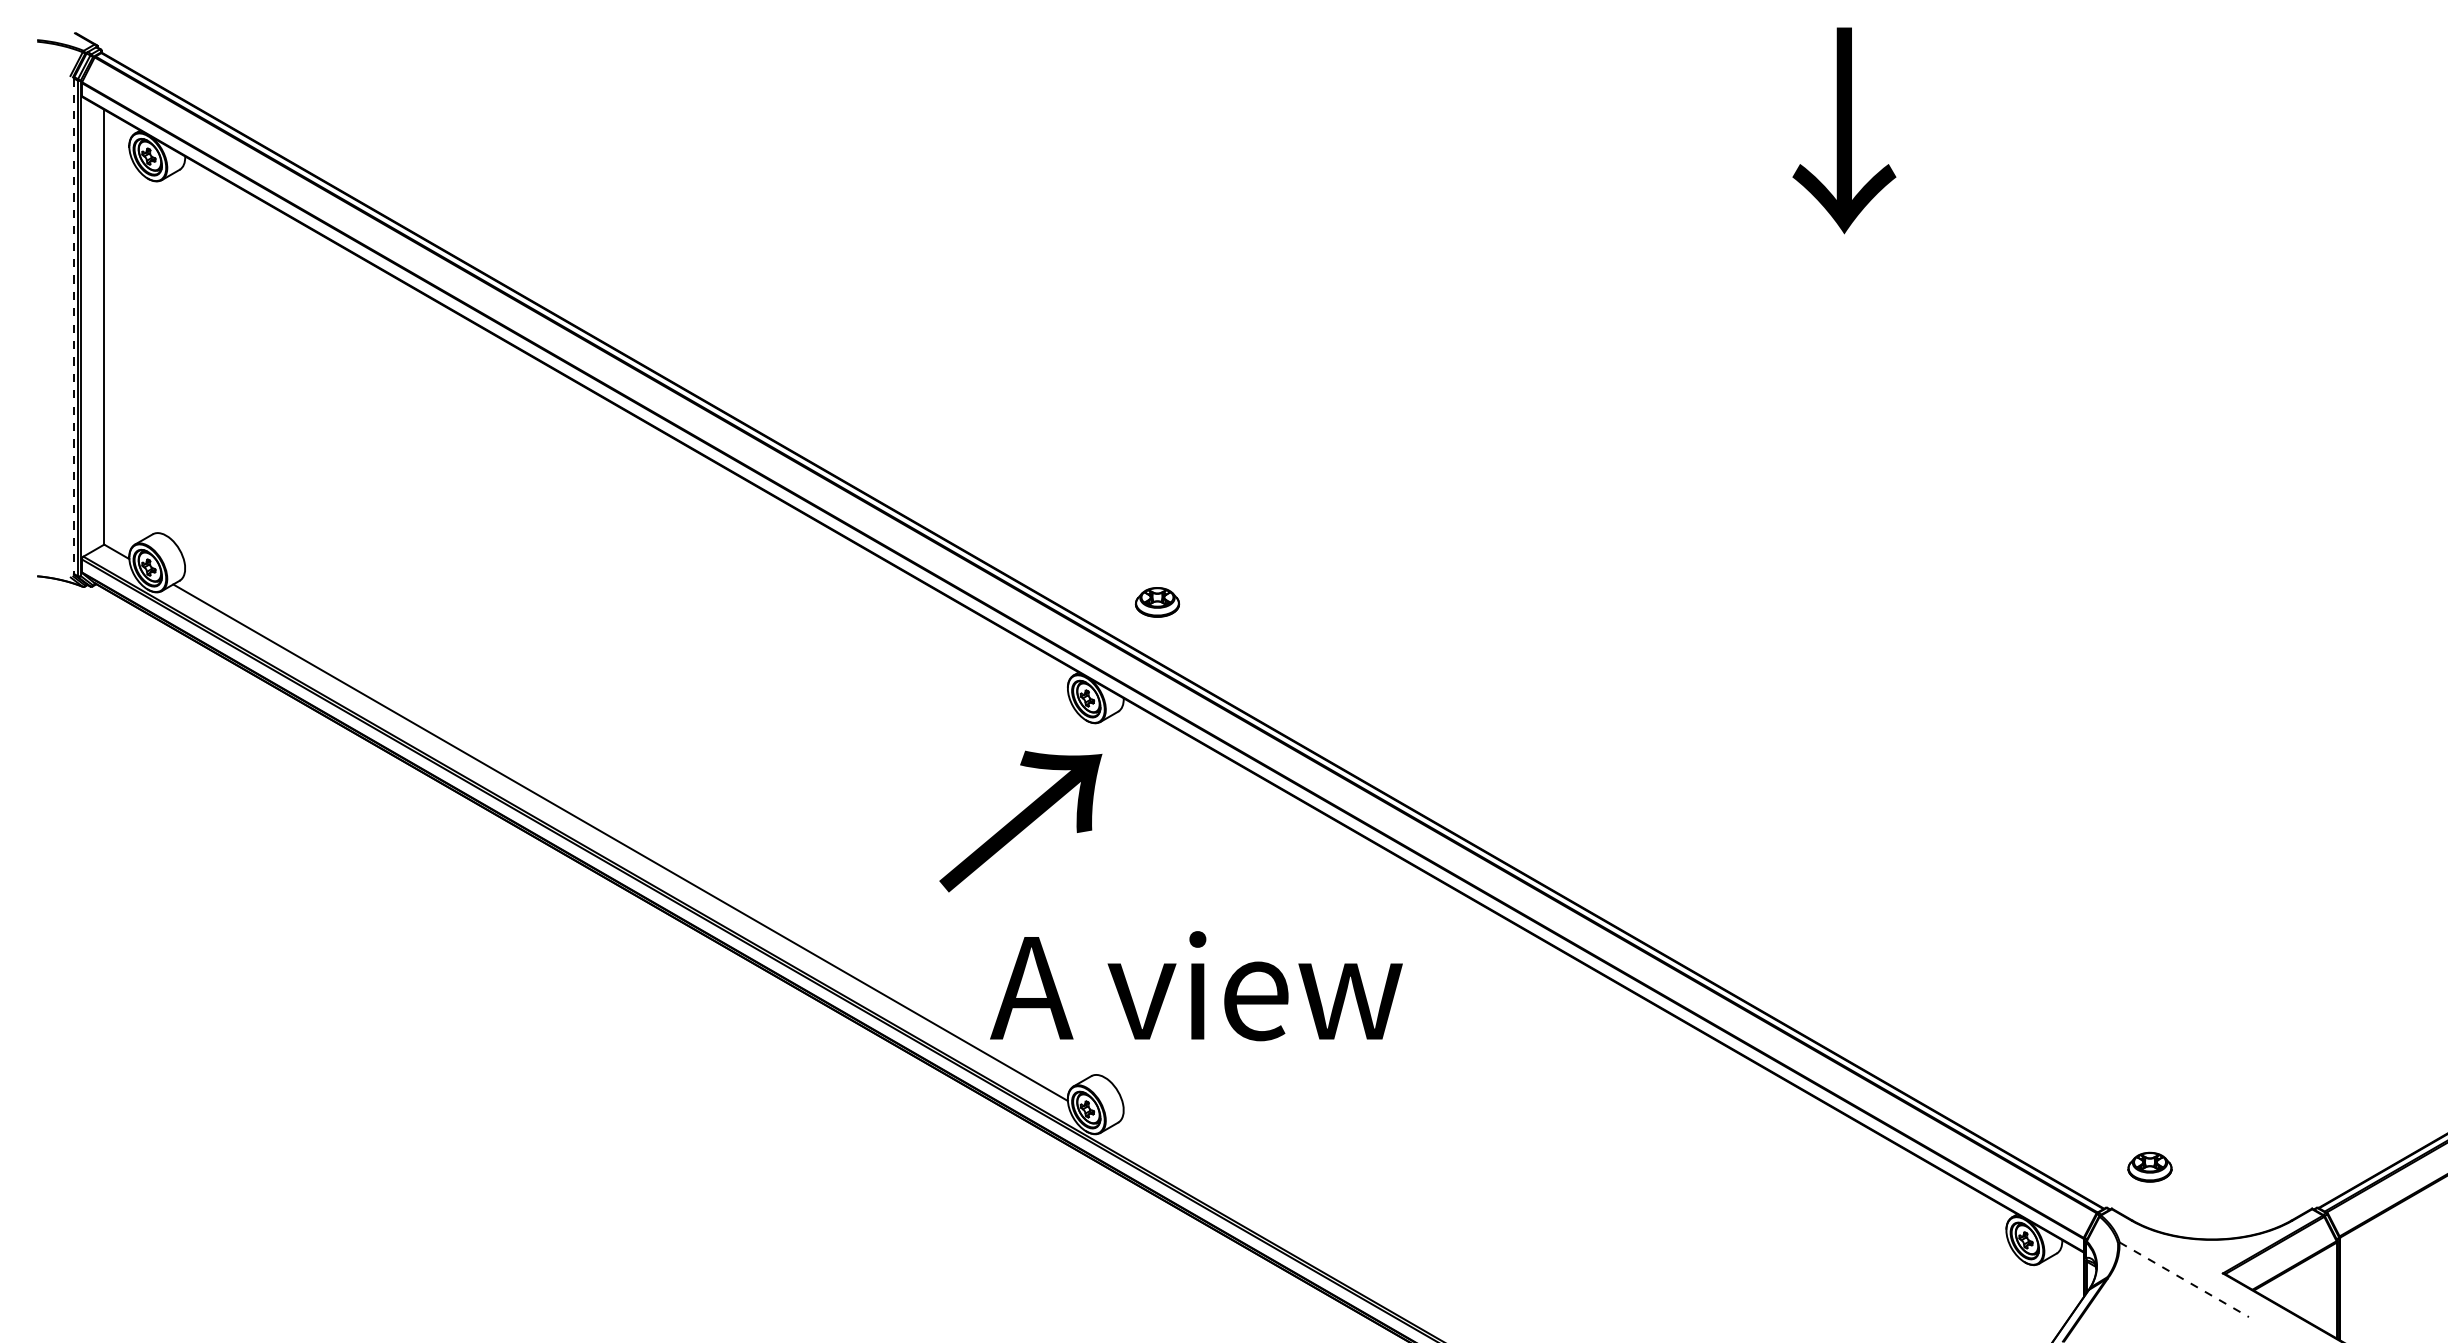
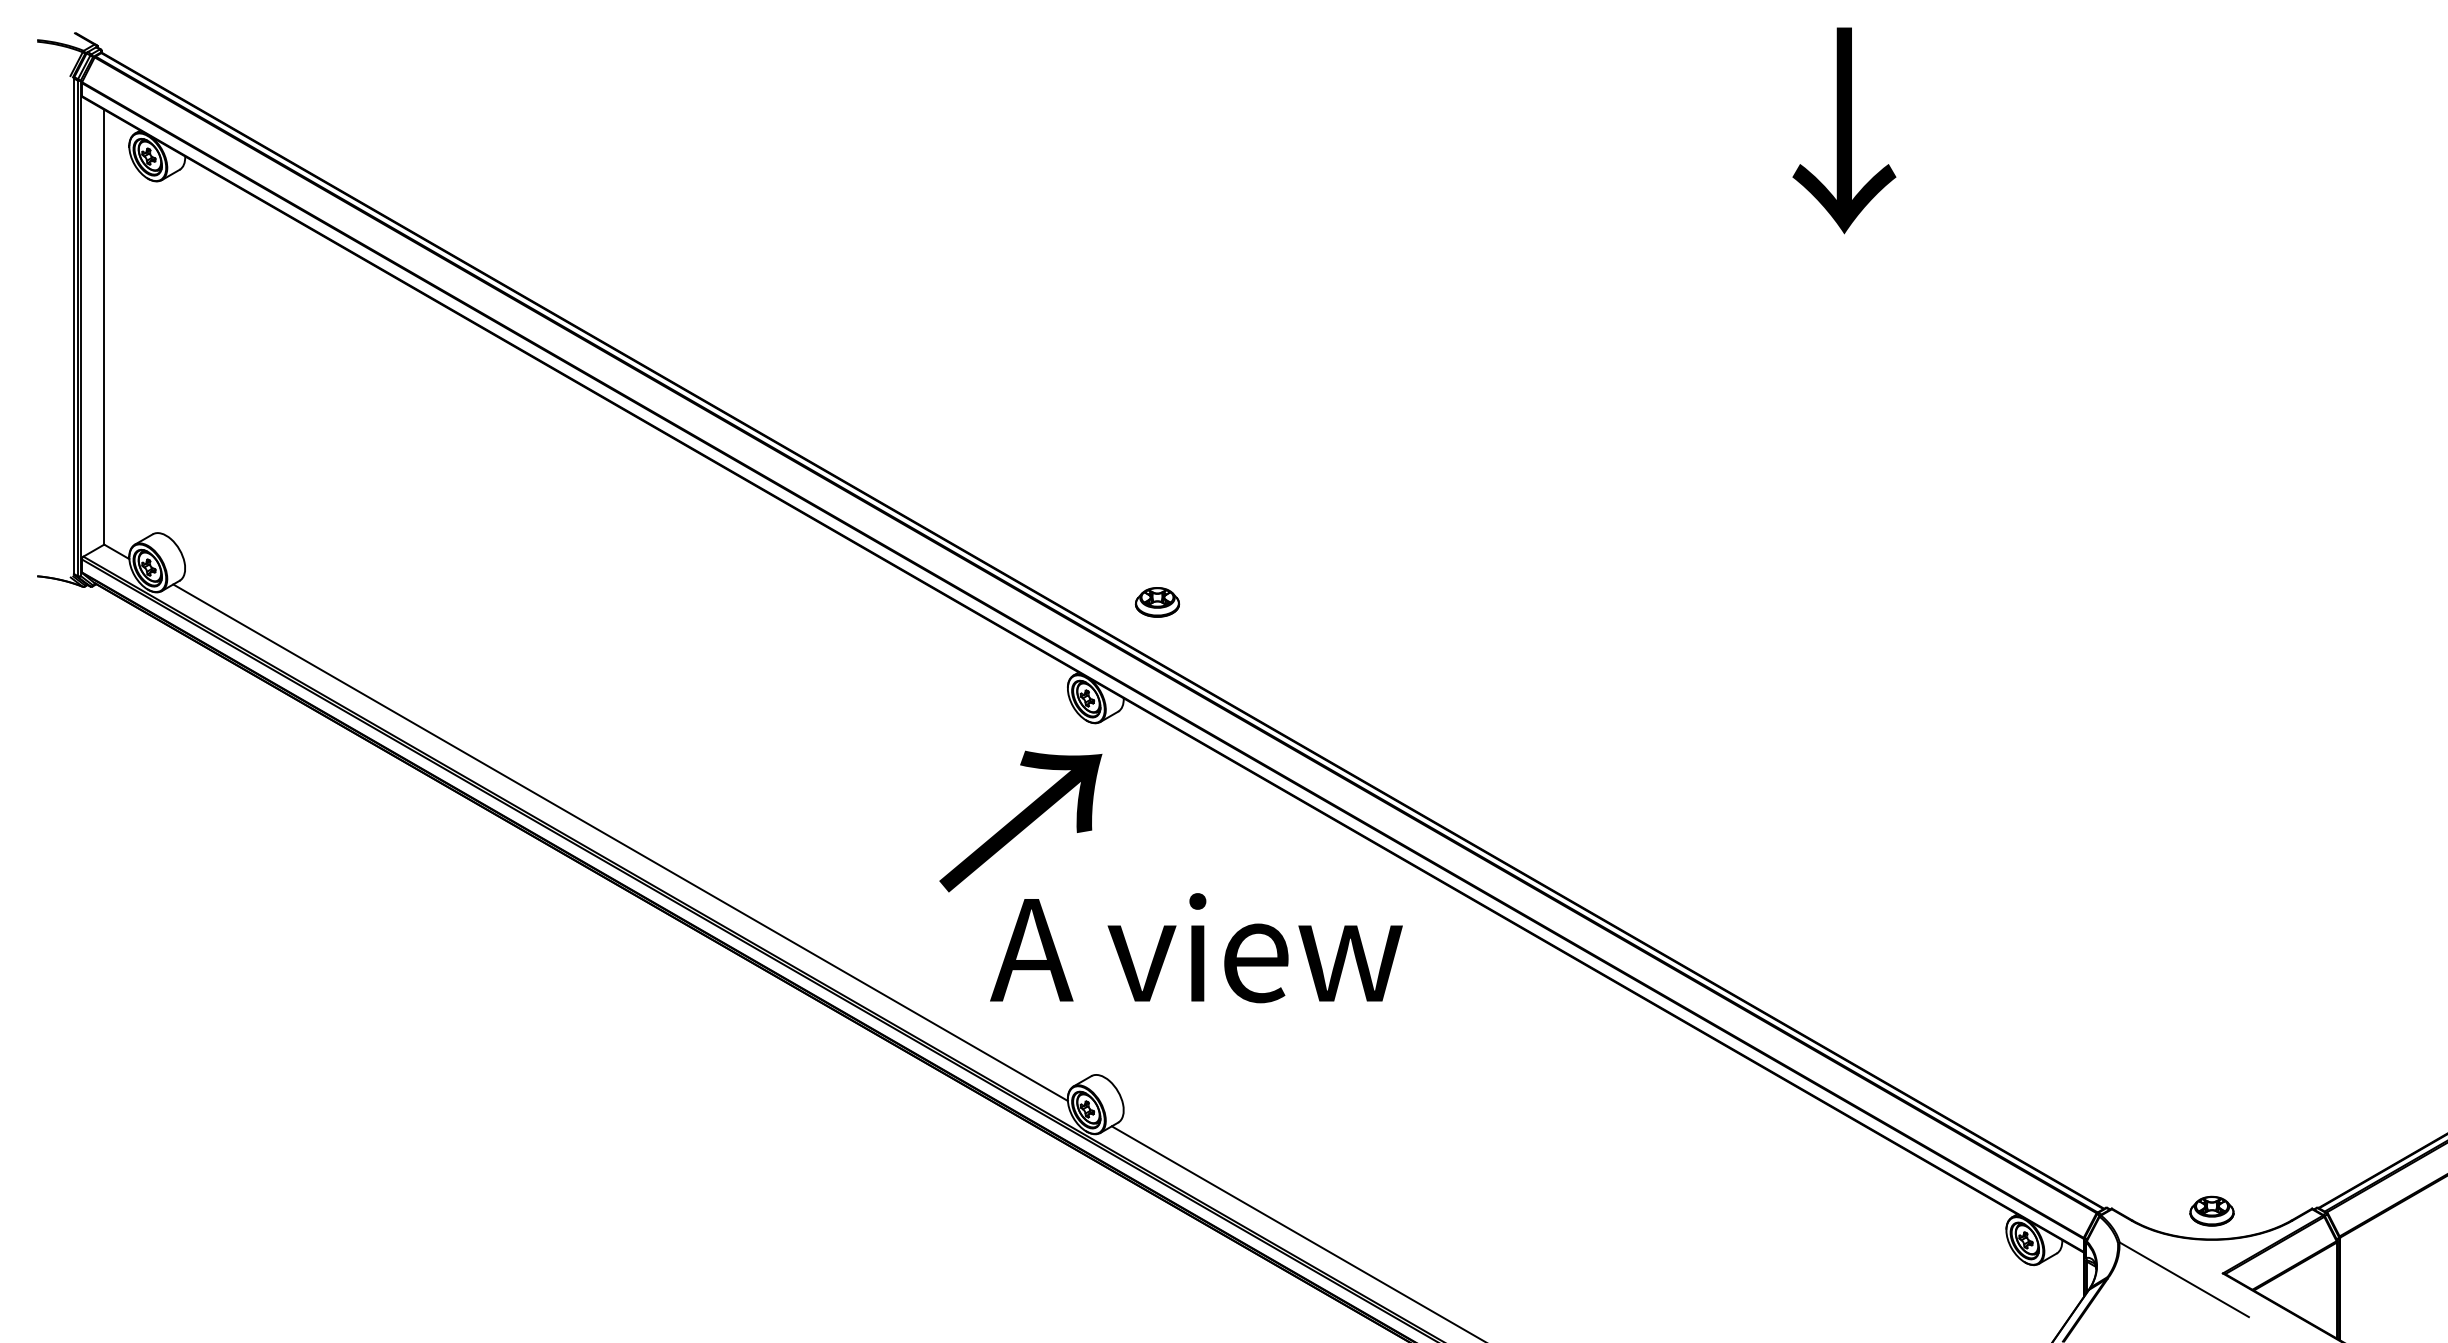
line: dashed -> solid (73, 326)
text position: (1196, 986) -> (1196, 948) (1196, 948)
part position: (2149, 1166) -> (2211, 1210) (2211, 1210)
line: none -> present (1296, 1232)
line: dashed -> solid (2184, 1279)
